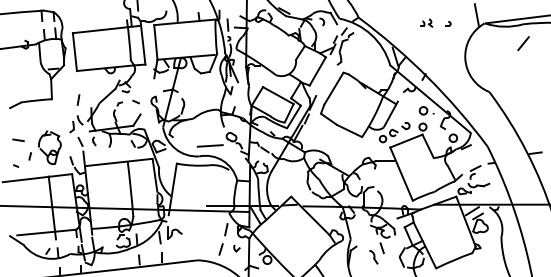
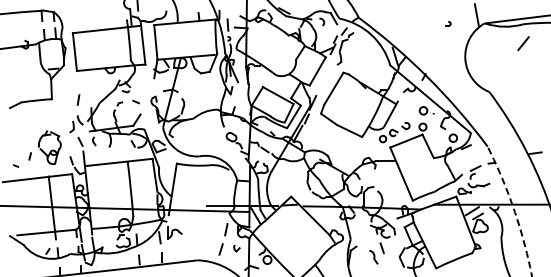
part: present -> none (426, 22)
line: present -> none (18, 139)
line: present -> none (209, 145)
arc: solid -> dashed (513, 209)
